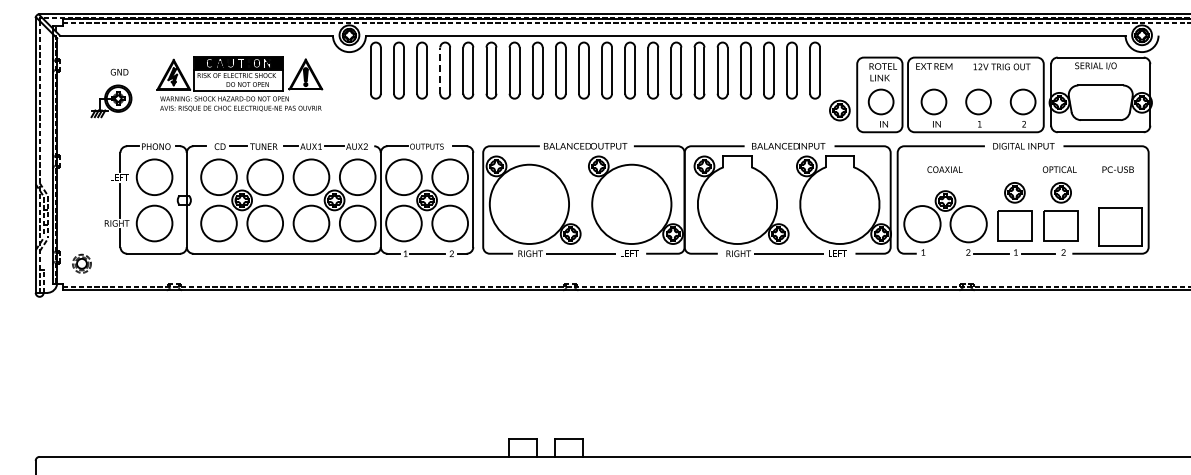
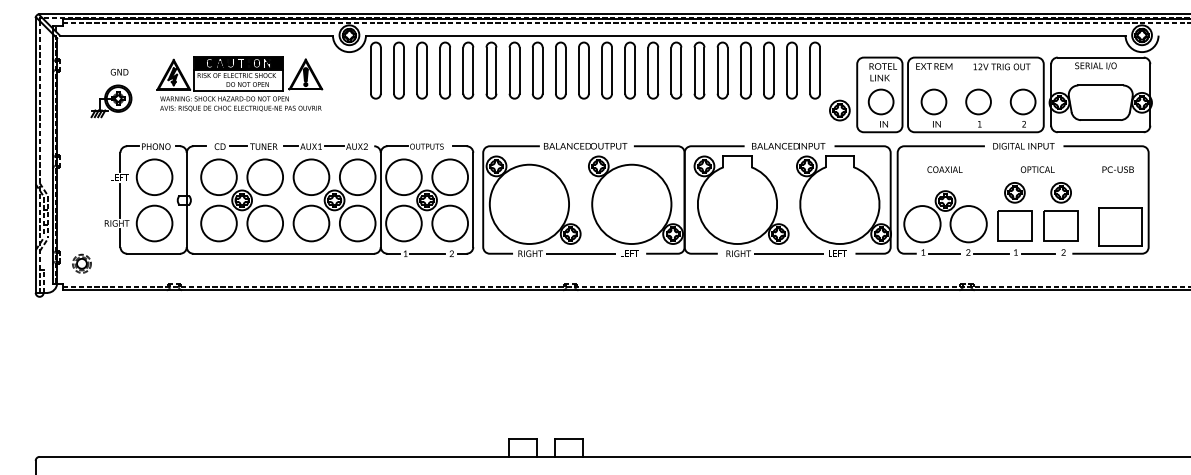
line: dashed -> solid (440, 70)
text position: (1059, 169) -> (1037, 169) (1037, 169)
line: none -> present (944, 253)
